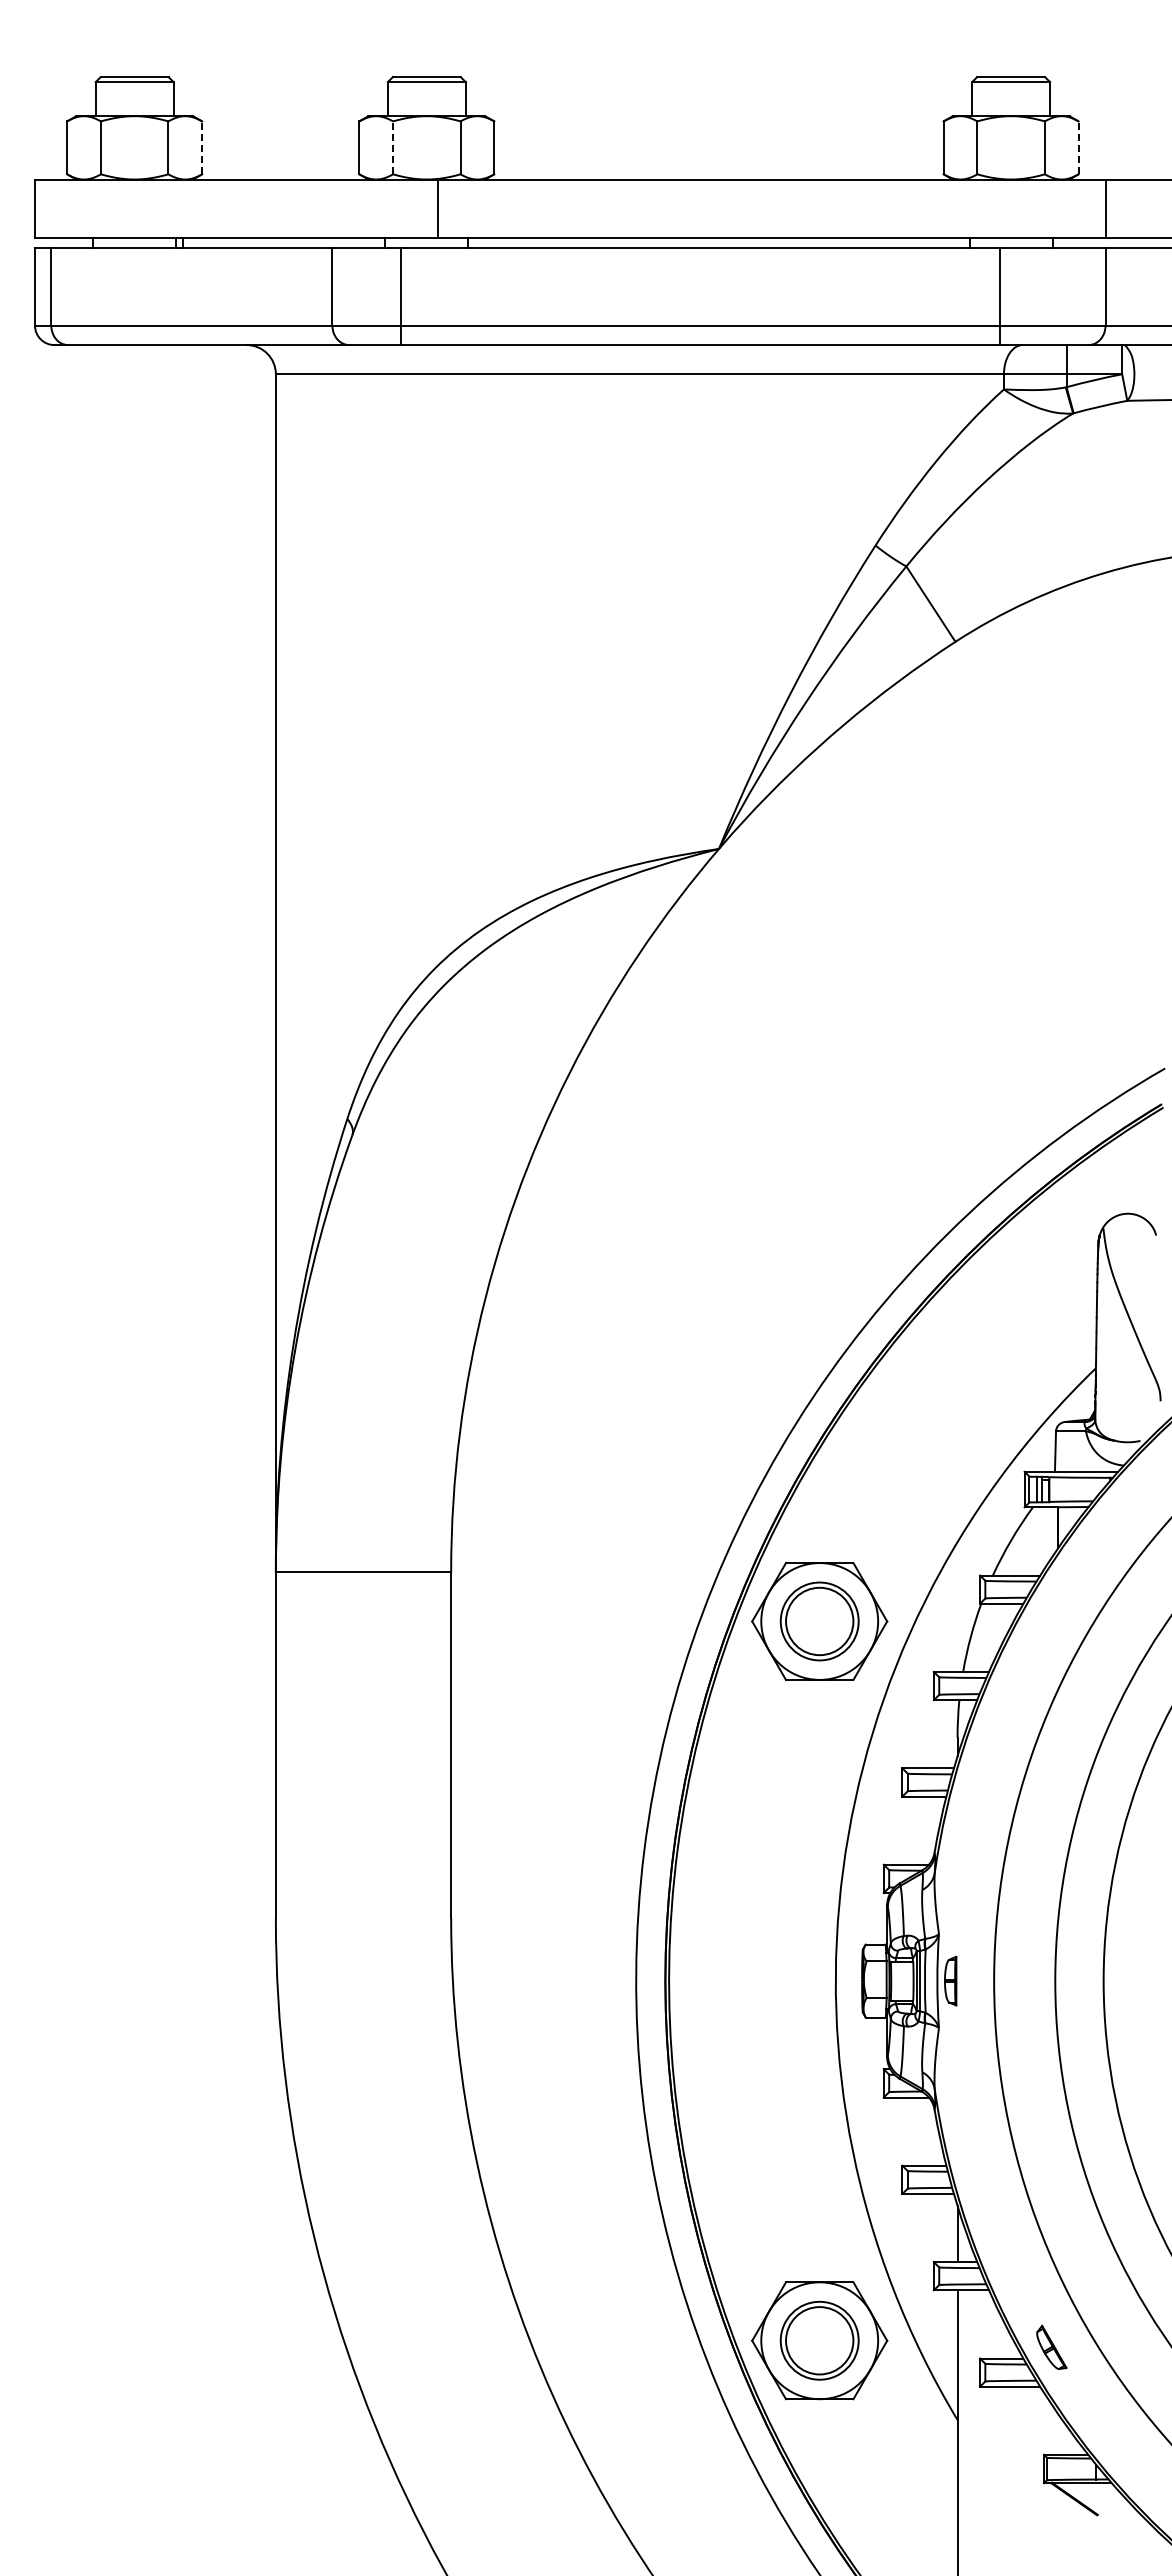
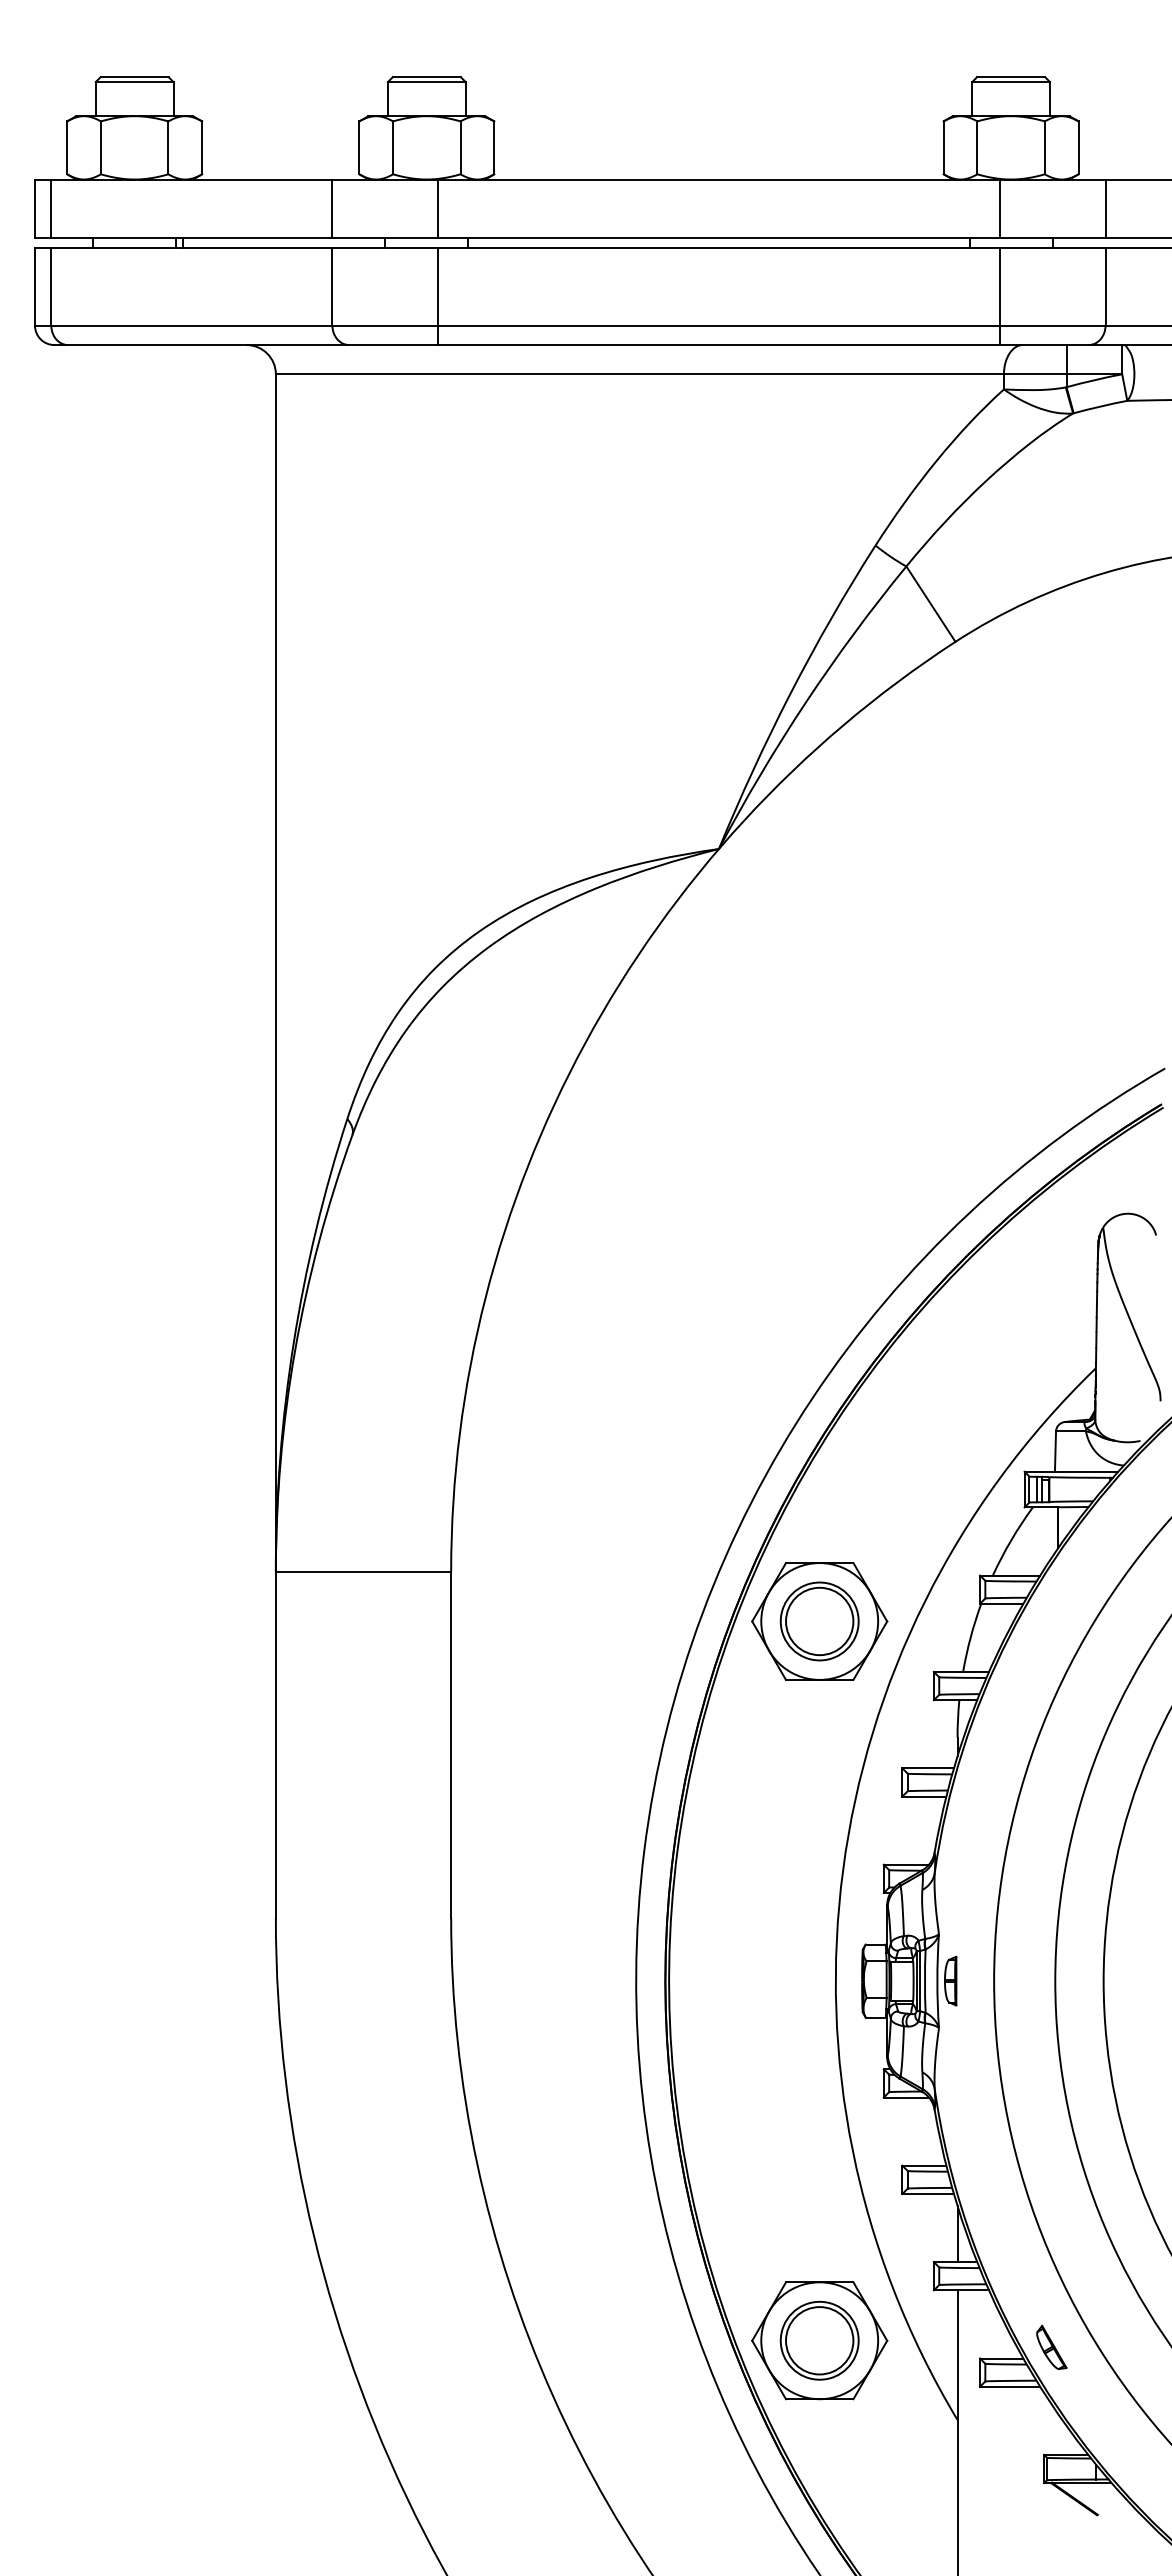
line: dashed -> solid (202, 147)
line: dashed -> solid (393, 147)
line: dashed -> solid (1078, 147)
line: none -> present (51, 208)
line: none -> present (332, 208)
line: none -> present (1000, 208)
line position: (400, 296) -> (437, 296) (437, 296)
